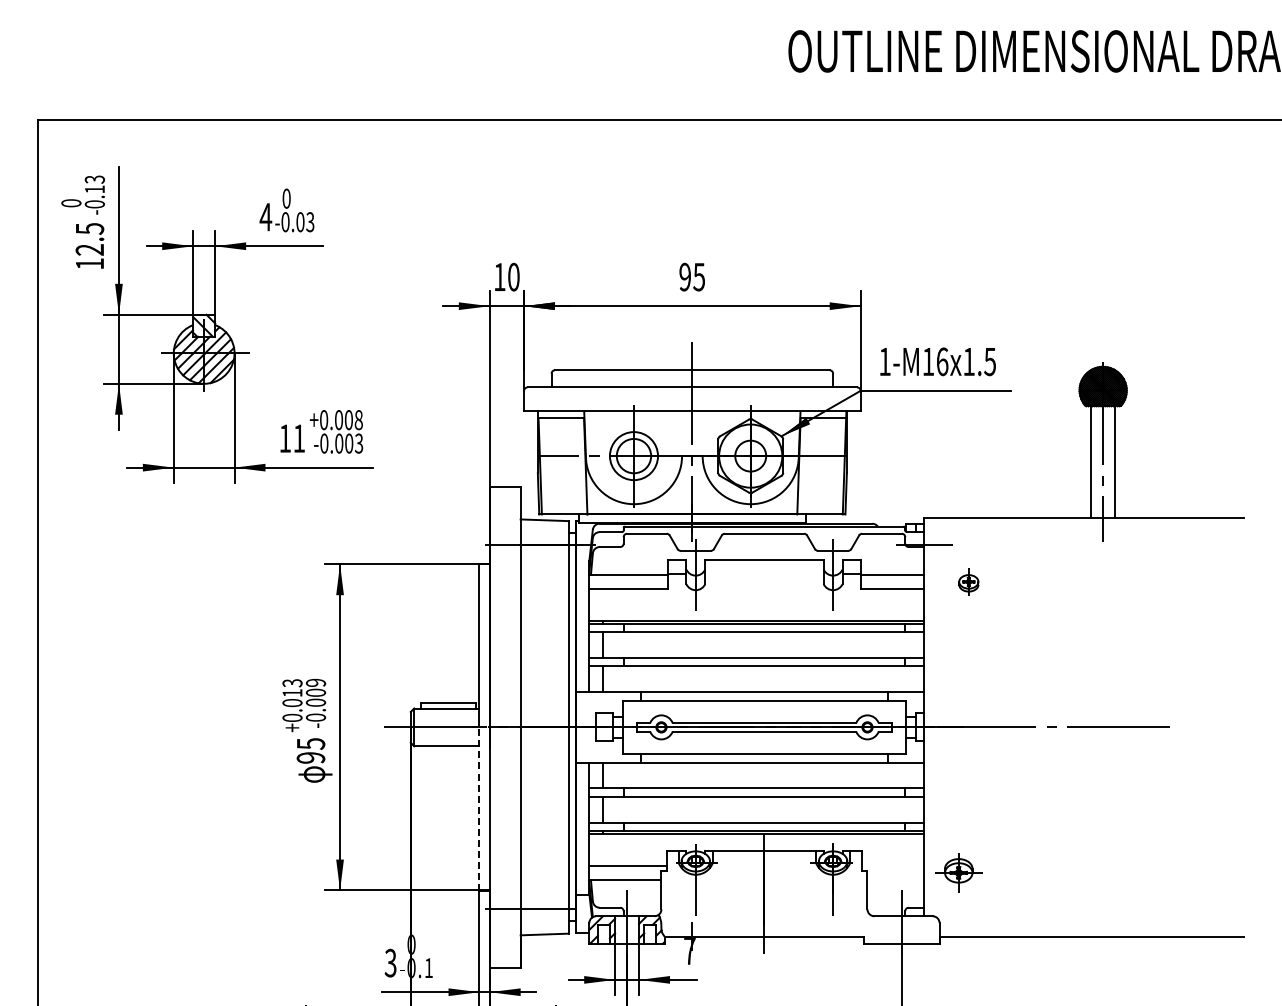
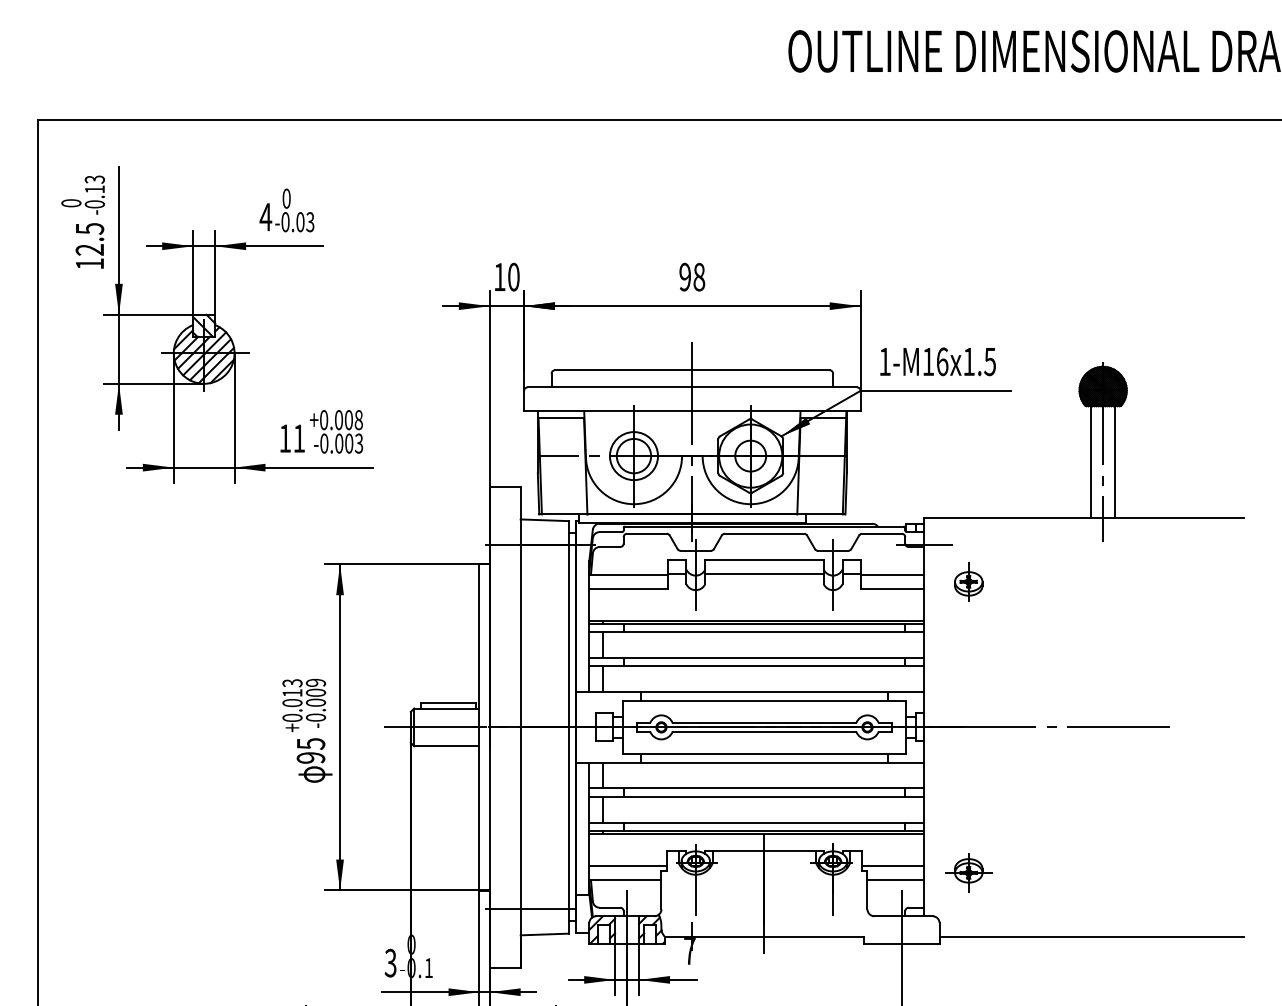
text: 95 -> 98 (699, 276)
line: none -> present (764, 574)
part size: 22x28 px -> 30x40 px (968, 581)
line: dashed -> solid (479, 808)
line: none -> present (893, 865)
part position: (958, 872) -> (968, 872) (968, 872)
line: none -> present (895, 880)
